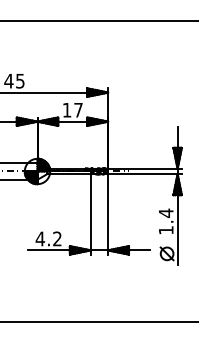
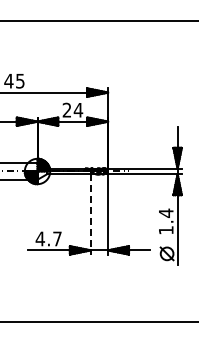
text: 17 -> 24 (72, 109)
line: solid -> dashed (90, 214)
text: 4.2 -> 4.7 (57, 238)
